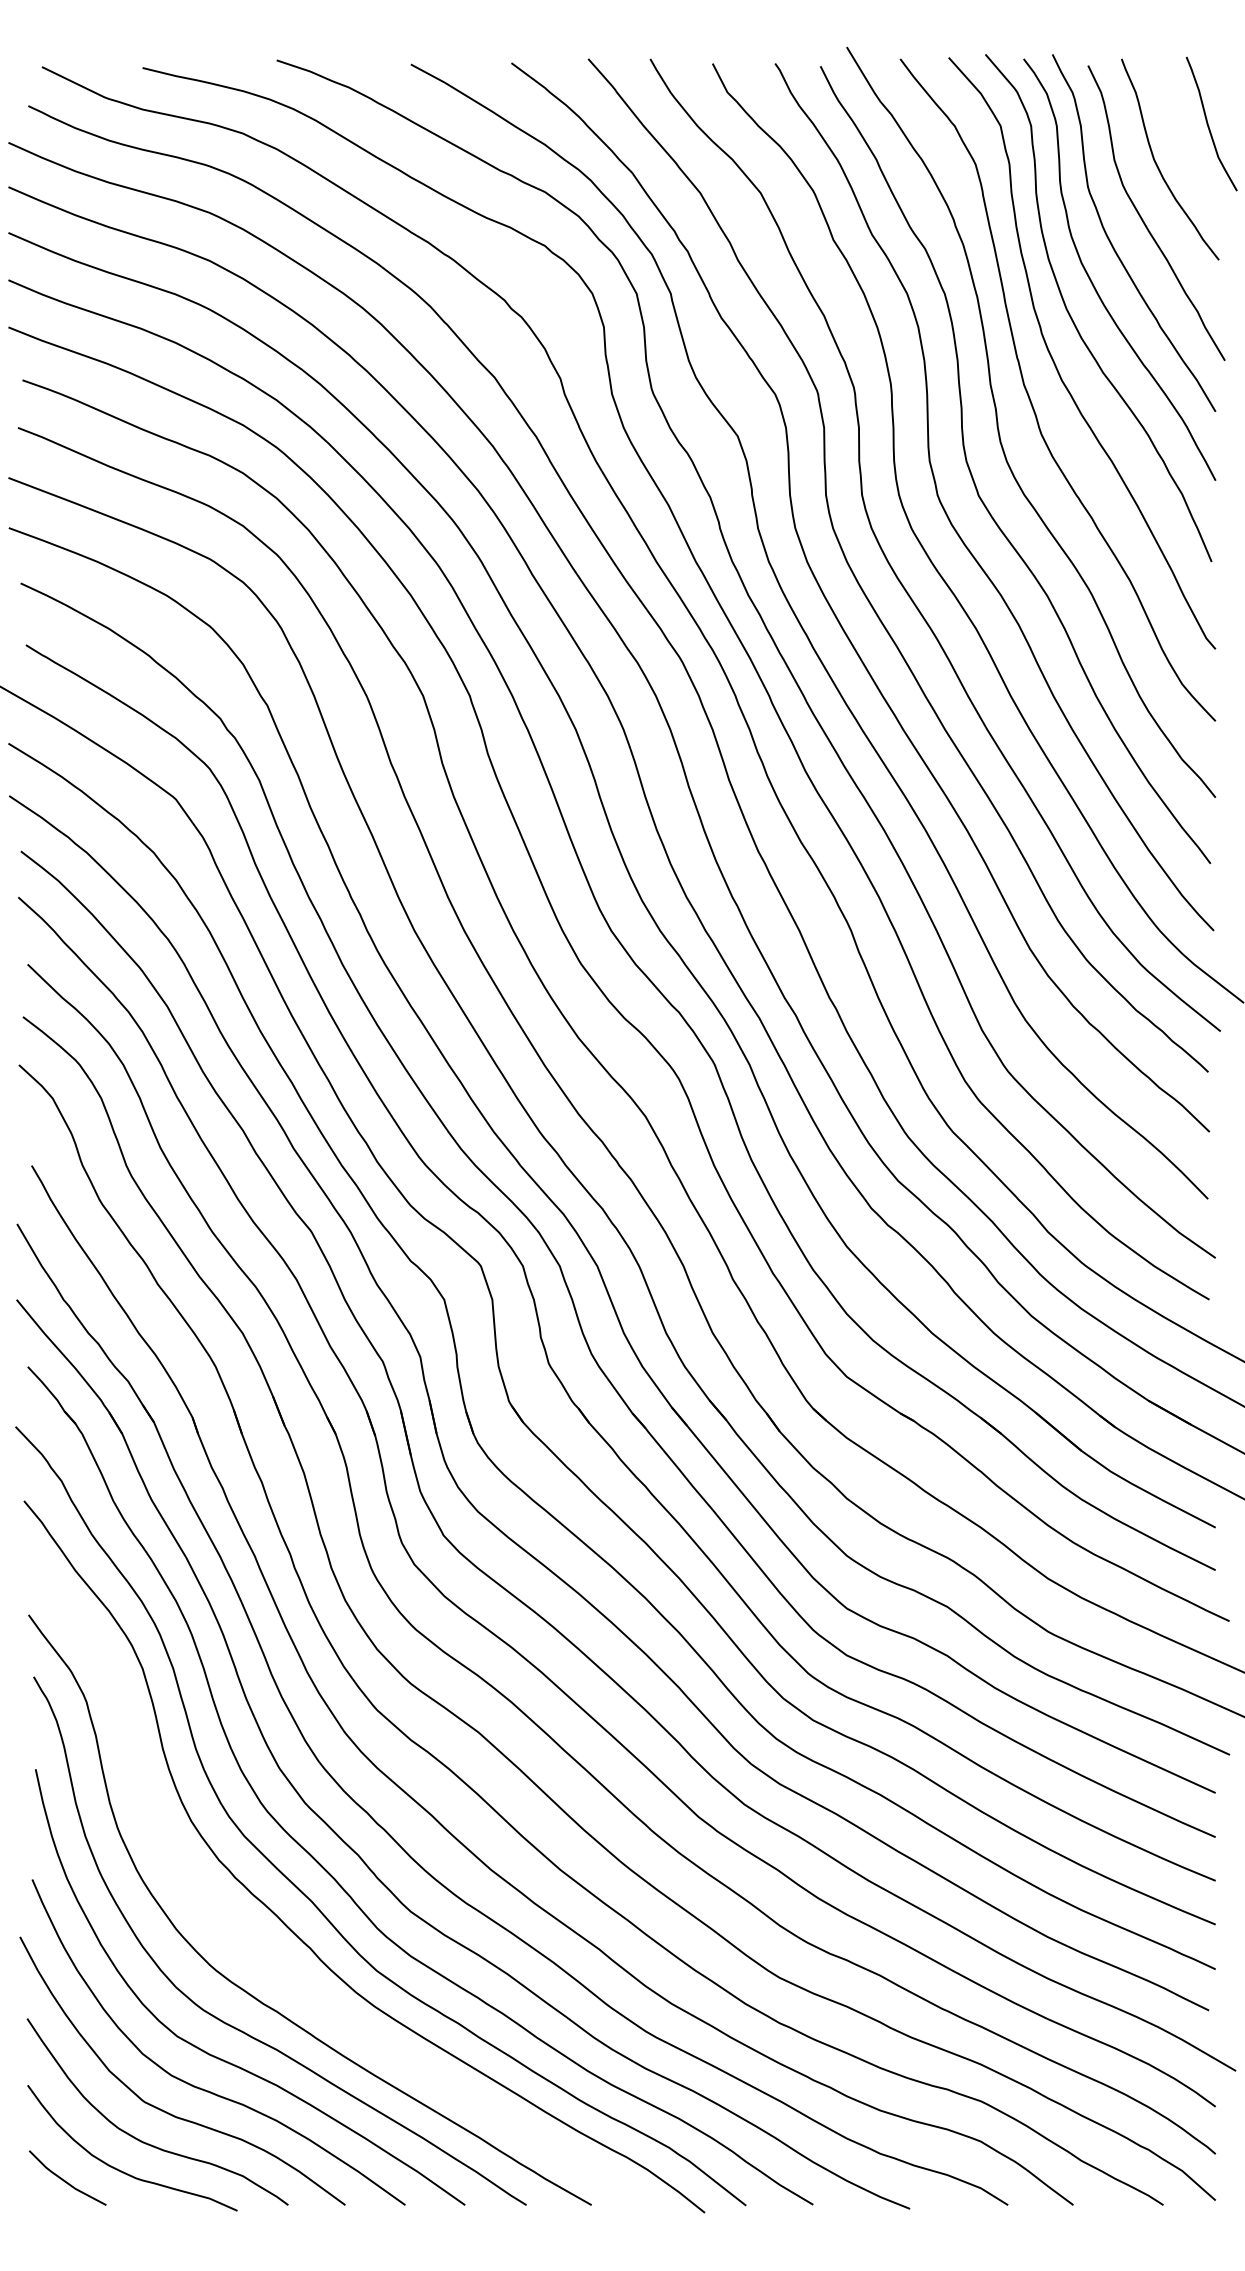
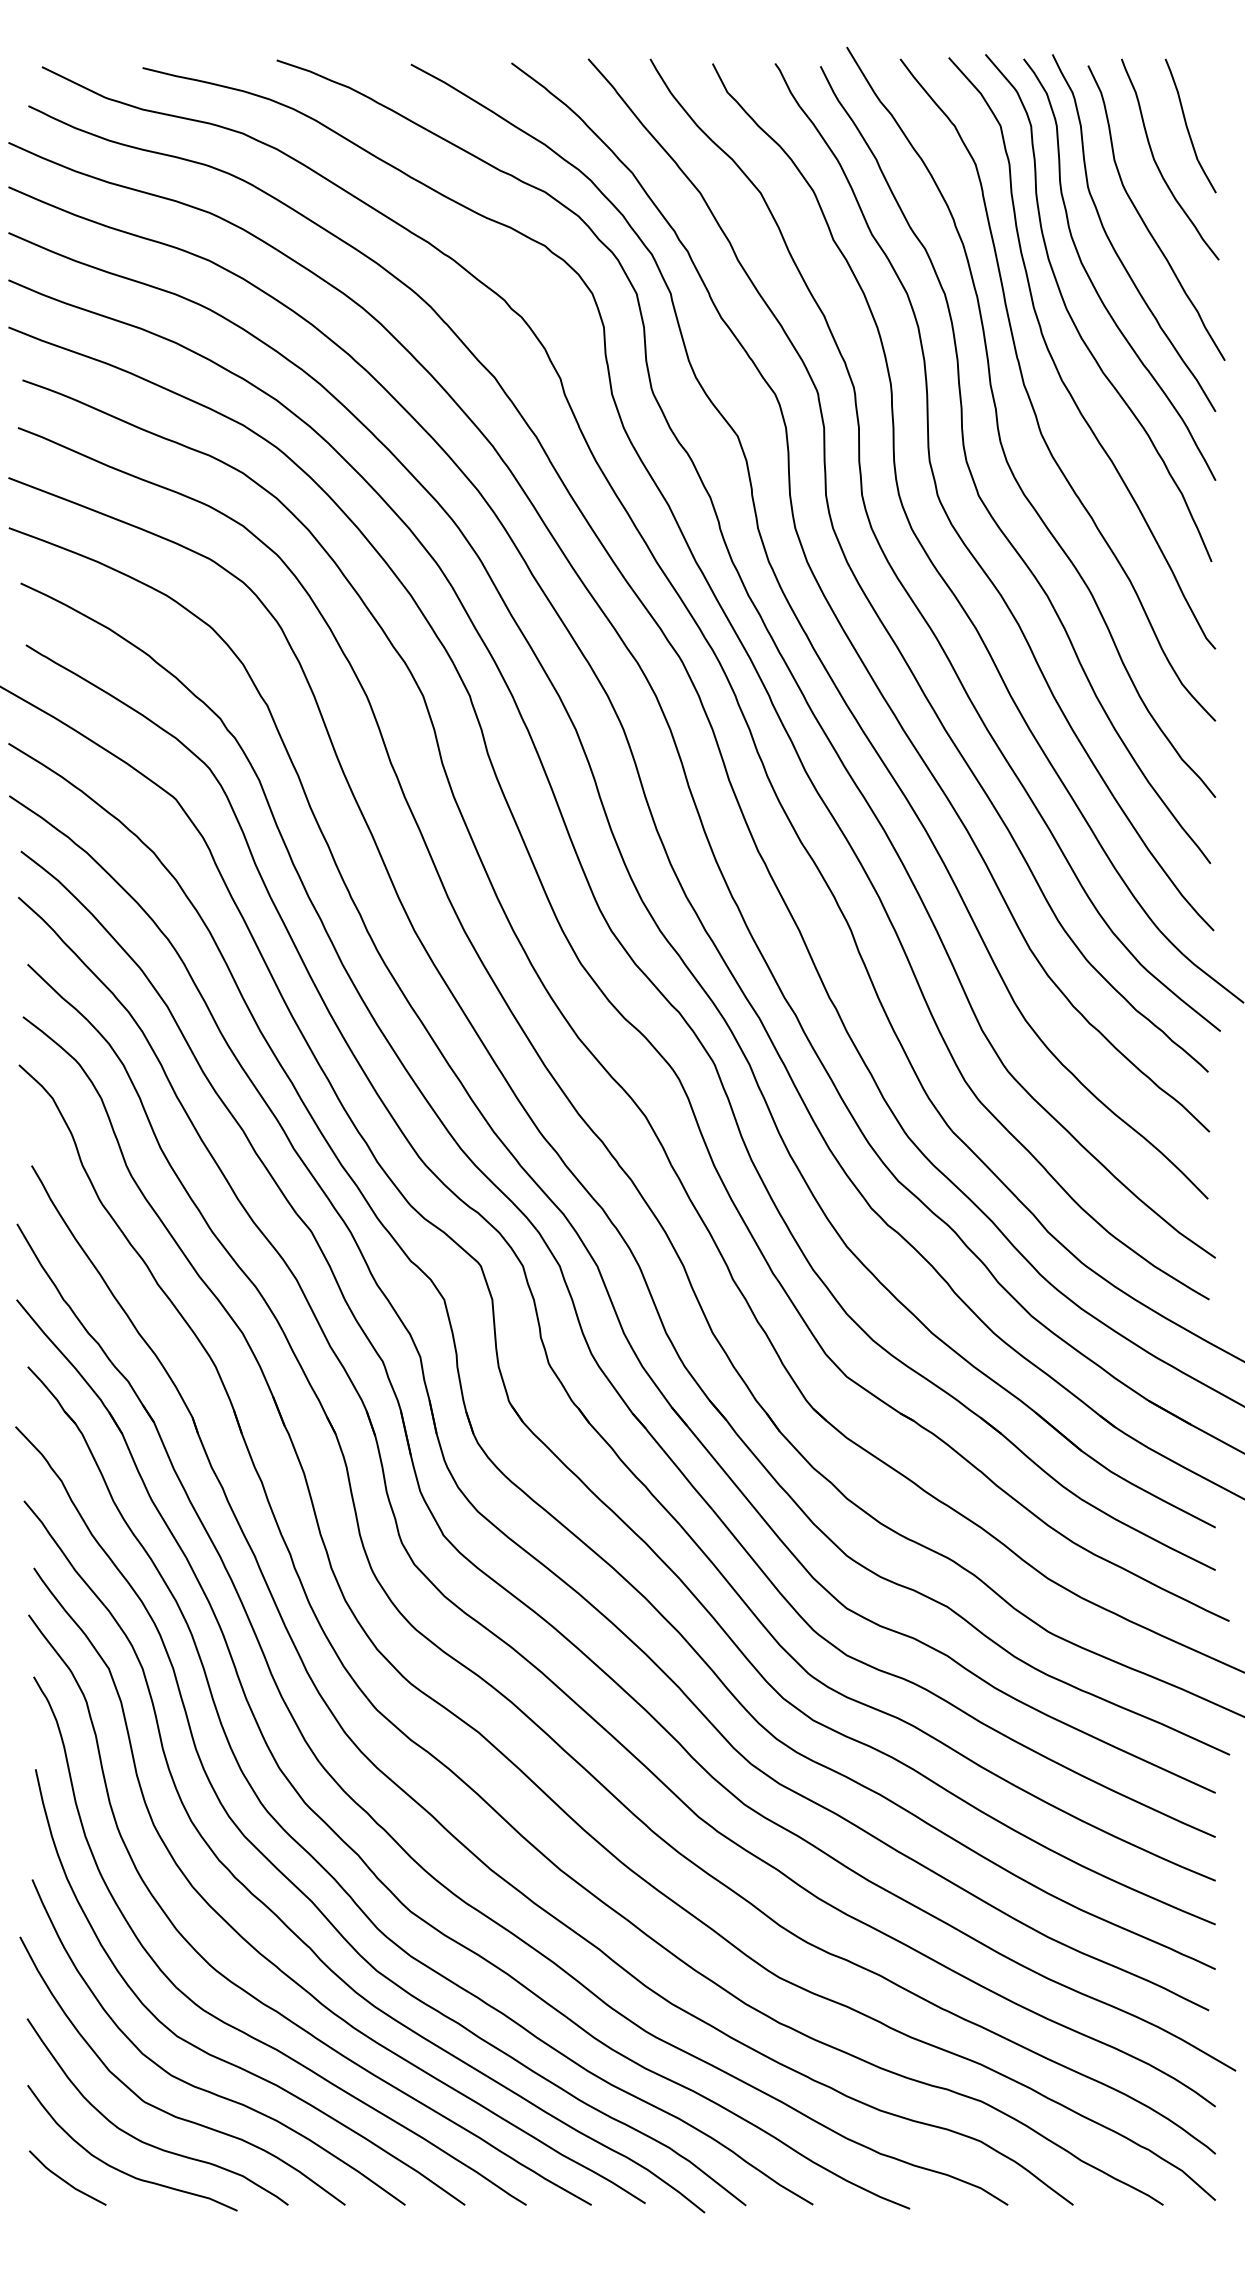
curve position: (1208, 123) -> (1187, 125) (1187, 125)
curve: none -> present (274, 1963)
